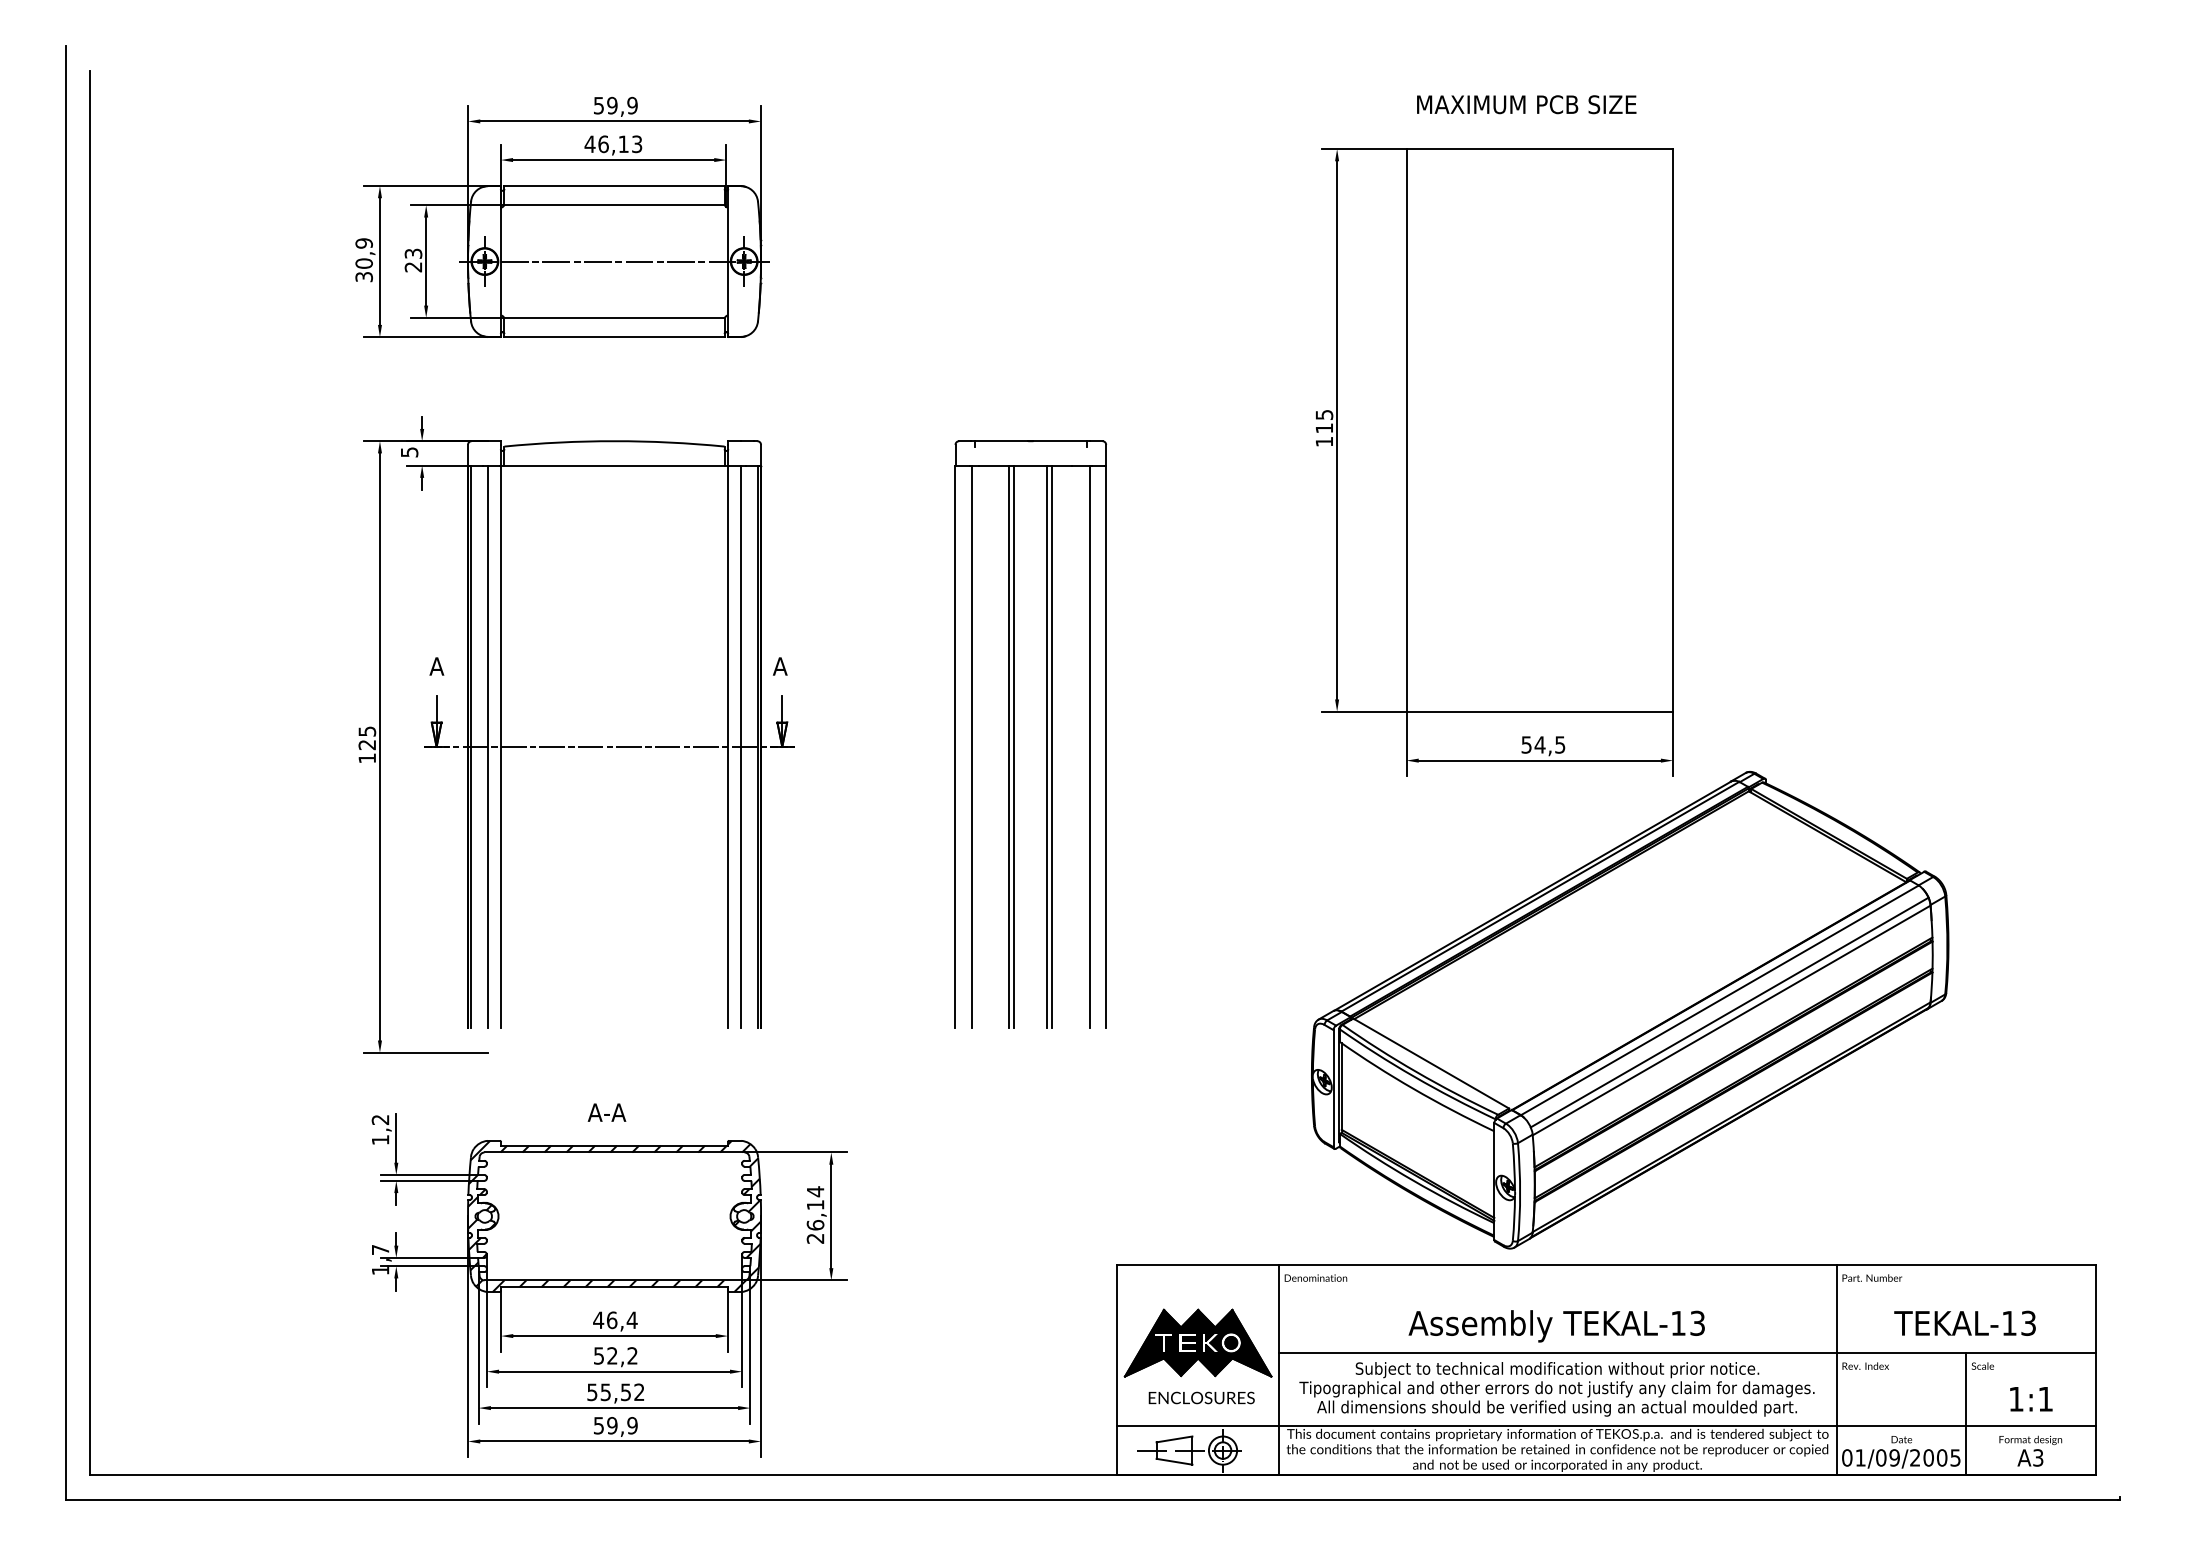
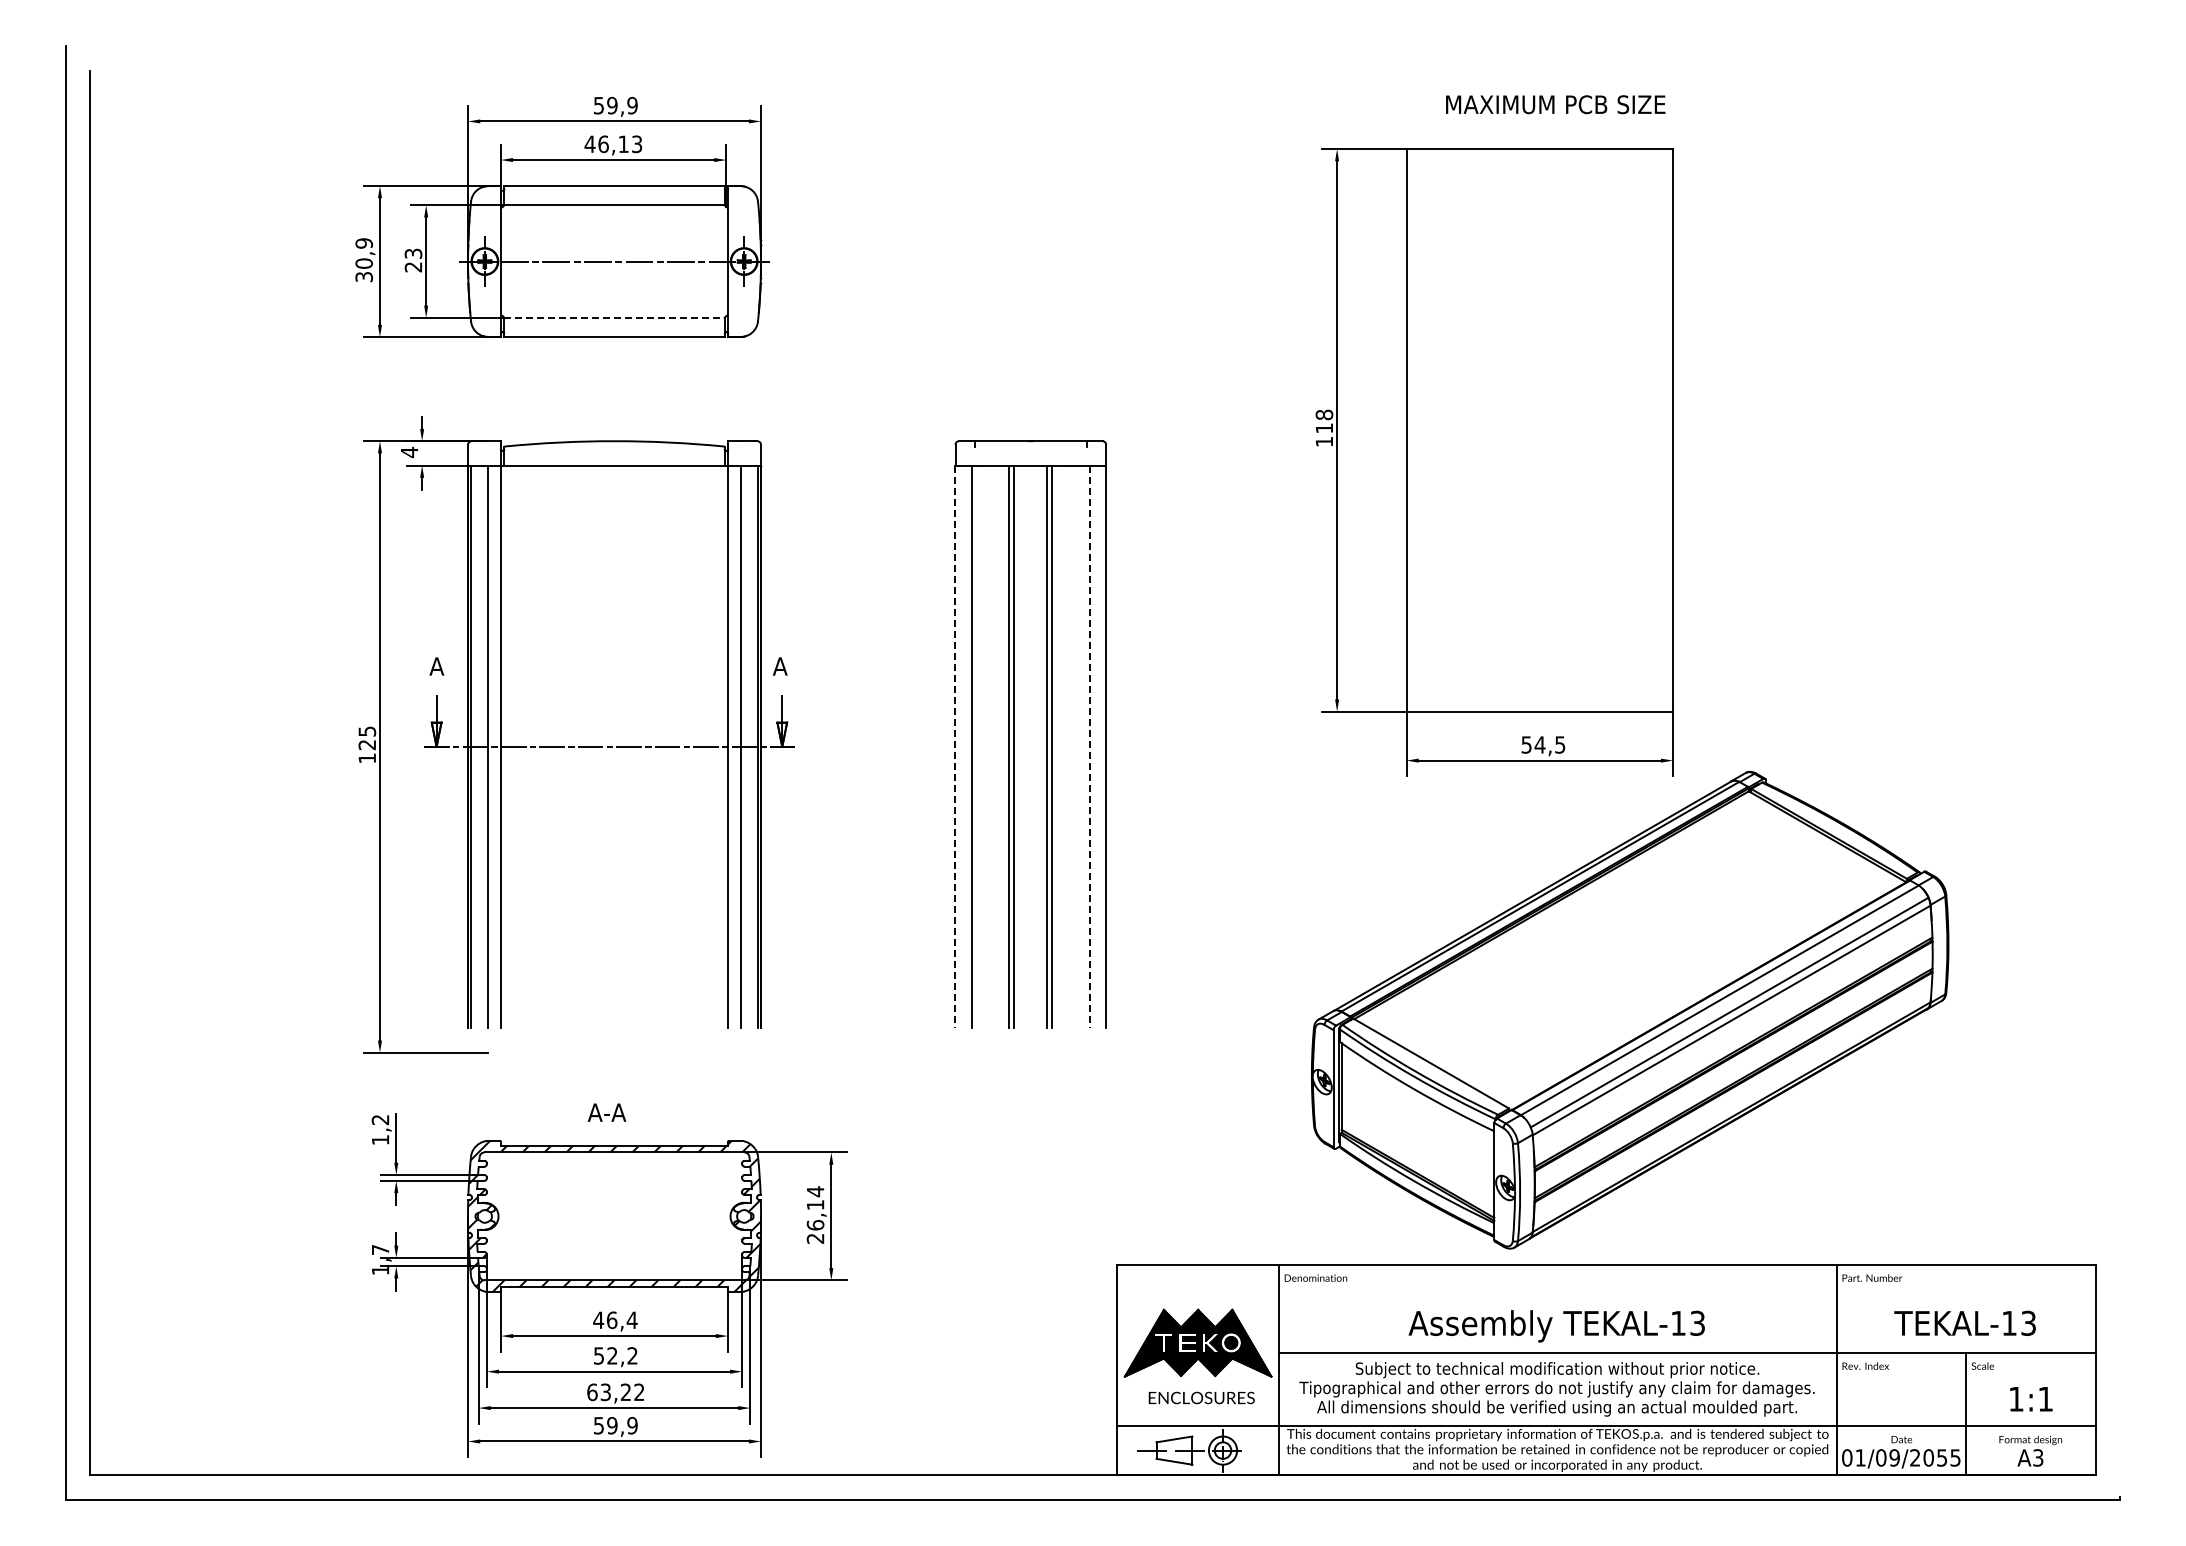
text position: (1526, 104) -> (1555, 104) (1555, 104)
line: solid -> dashed (615, 317)
text: 115 -> 118 (1324, 414)
text: 5 -> 4 (409, 451)
line: solid -> dashed (955, 747)
line: solid -> dashed (1090, 747)
text: 55,52 -> 63,22 (608, 1392)
text: 01/09/2005 -> 01/09/2055 (1942, 1457)
